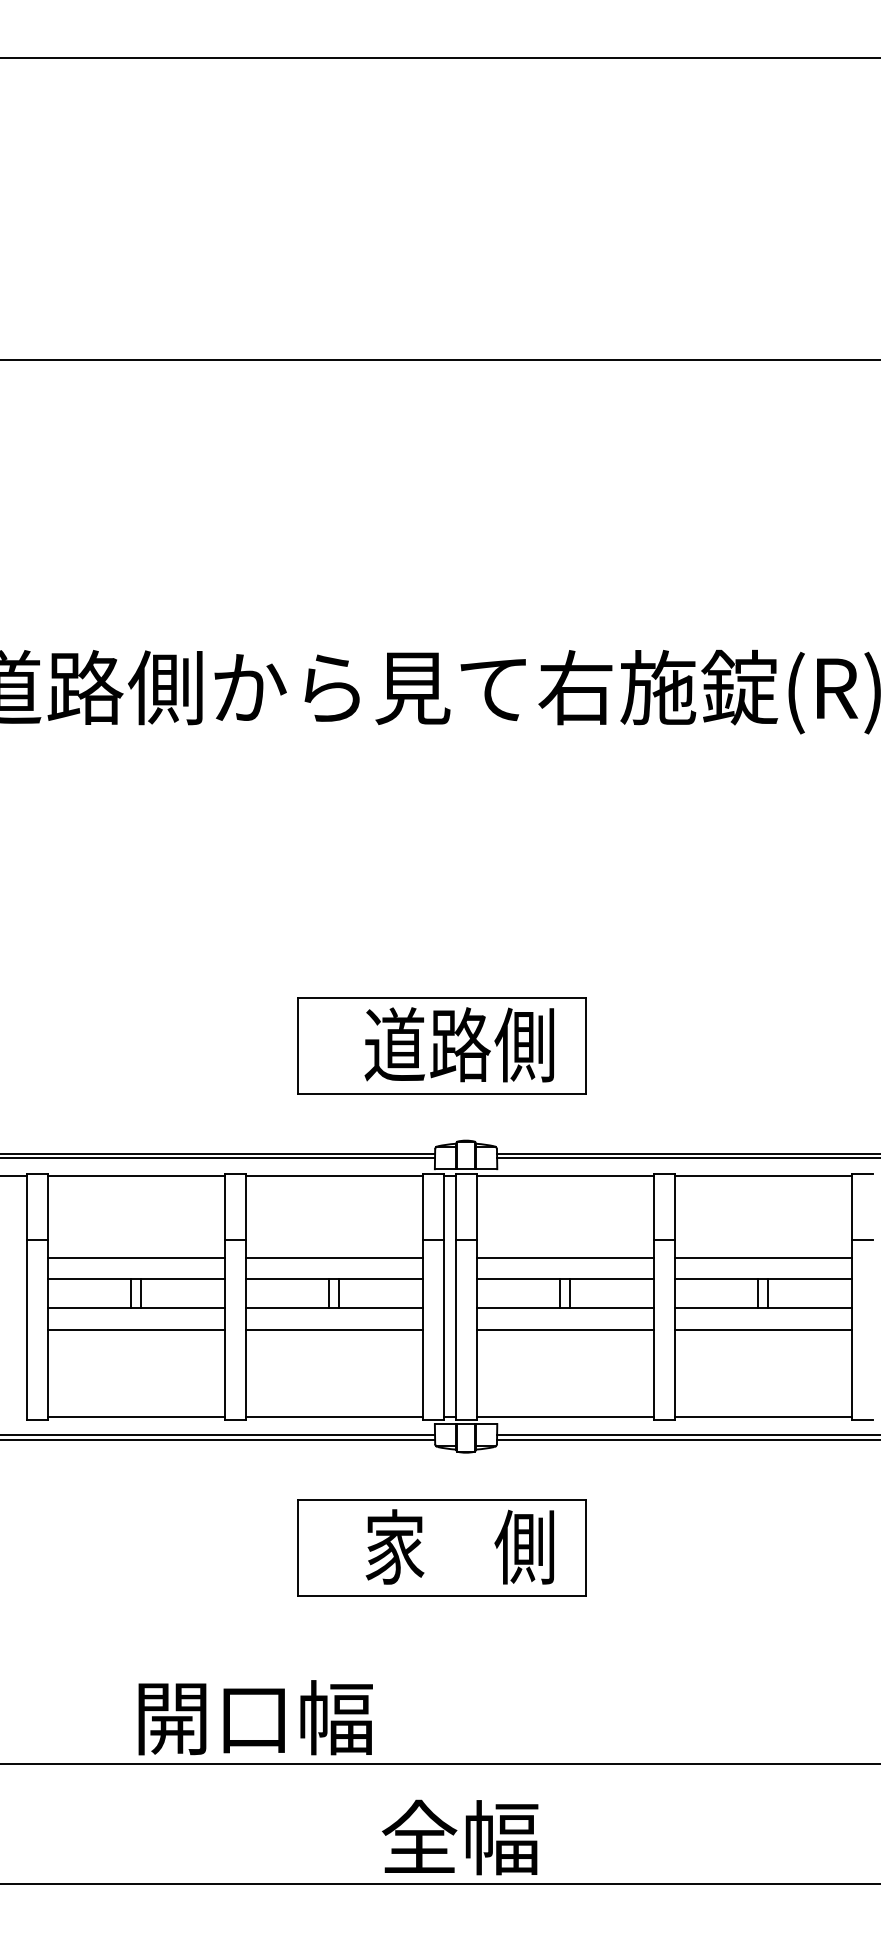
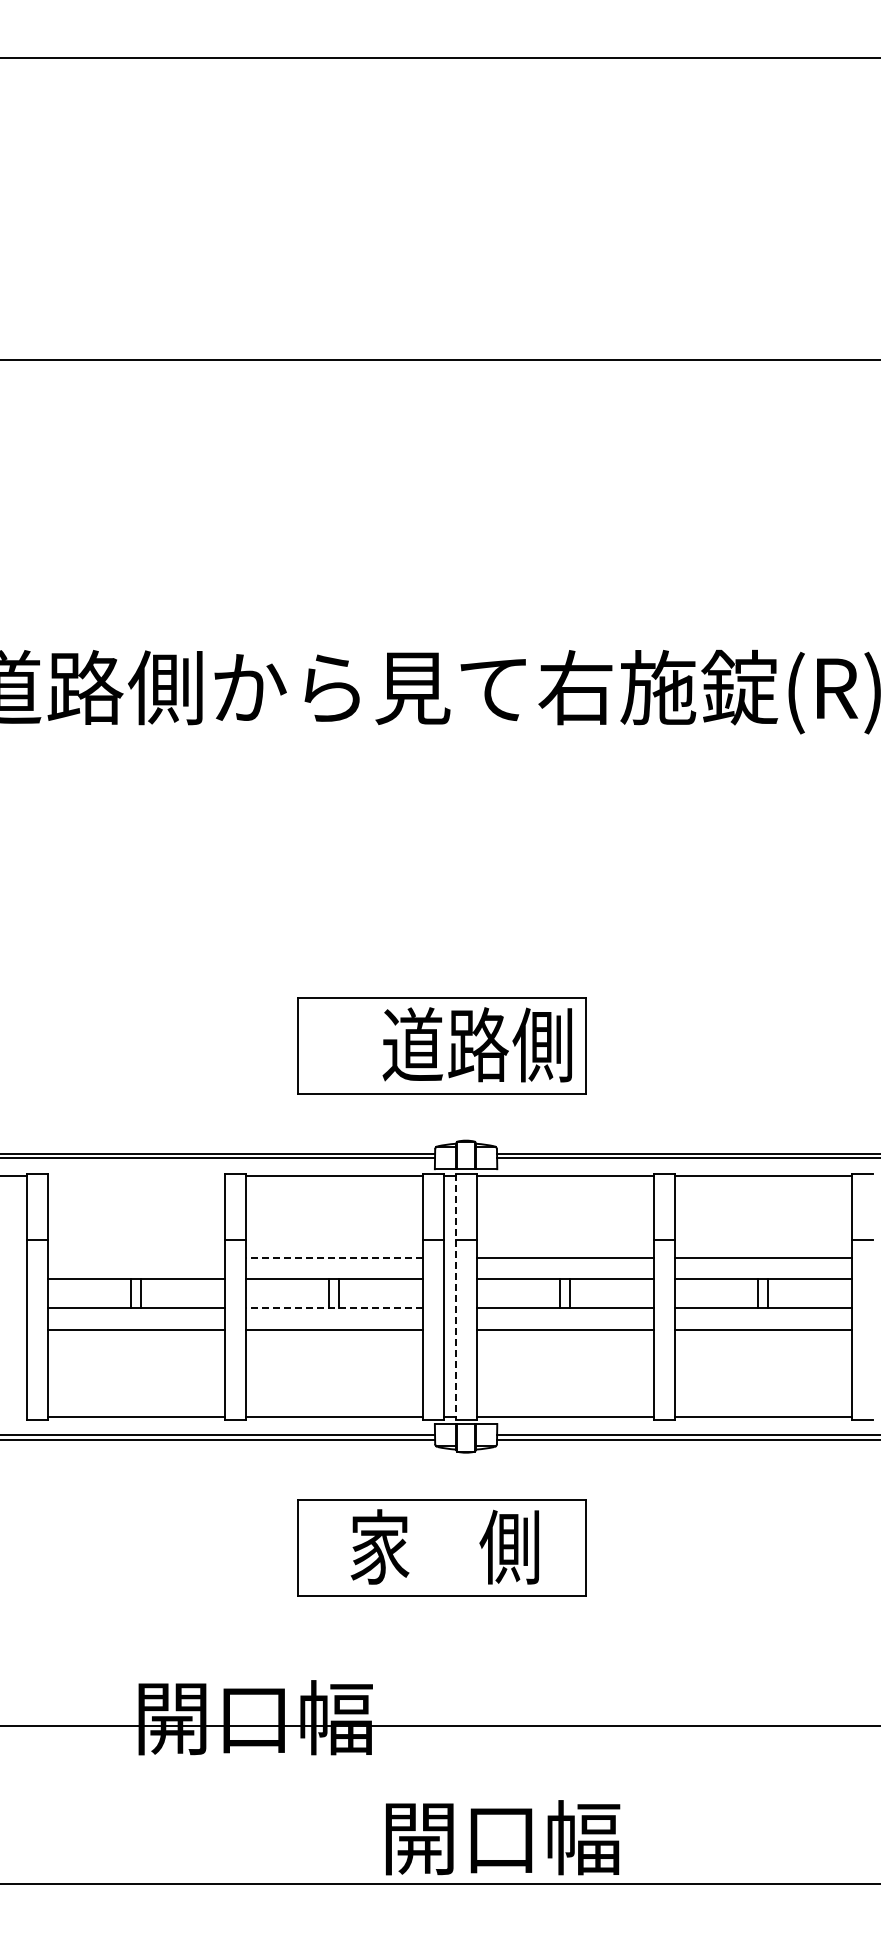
text position: (458, 1044) -> (476, 1044) (476, 1044)
line: present -> none (135, 1176)
line: present -> none (135, 1257)
line: solid -> dashed (333, 1257)
line: solid -> dashed (455, 1296)
line: solid -> dashed (333, 1308)
text position: (459, 1546) -> (444, 1546) (444, 1546)
line position: (439, 1763) -> (439, 1725) (439, 1725)
text: 全幅 -> 開口幅 (500, 1837)
